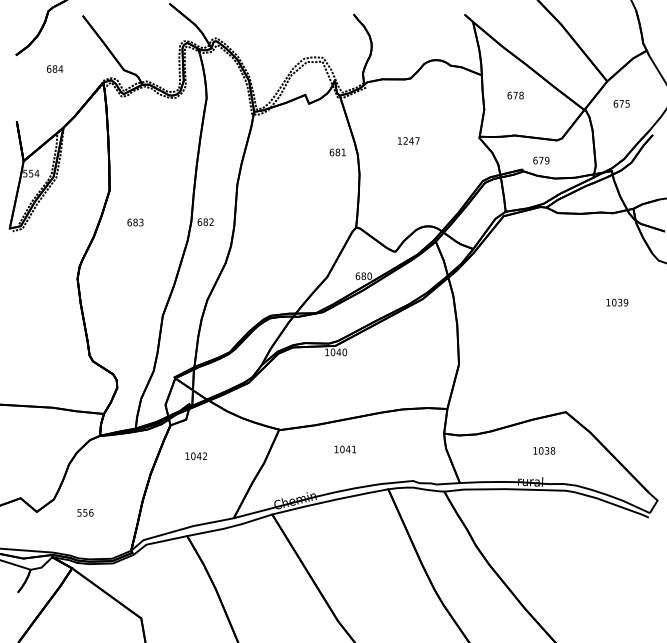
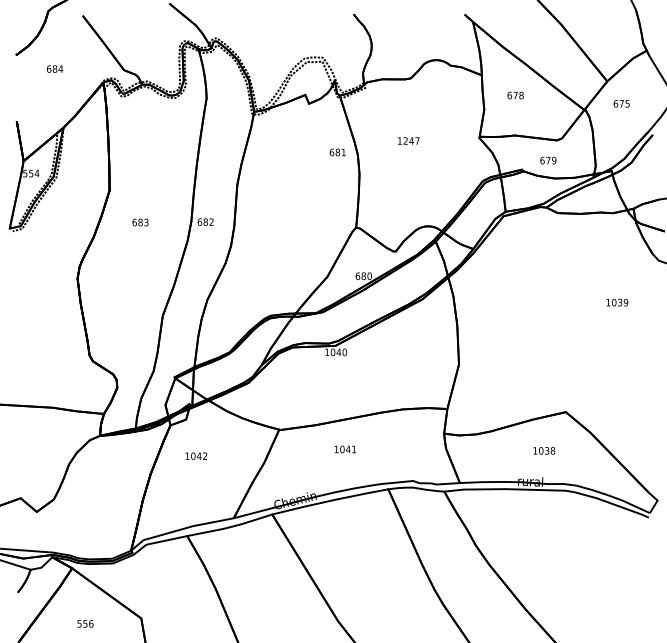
text position: (541, 160) -> (548, 160) (548, 160)
text position: (135, 222) -> (140, 222) (140, 222)
text position: (85, 512) -> (85, 623) (85, 623)
